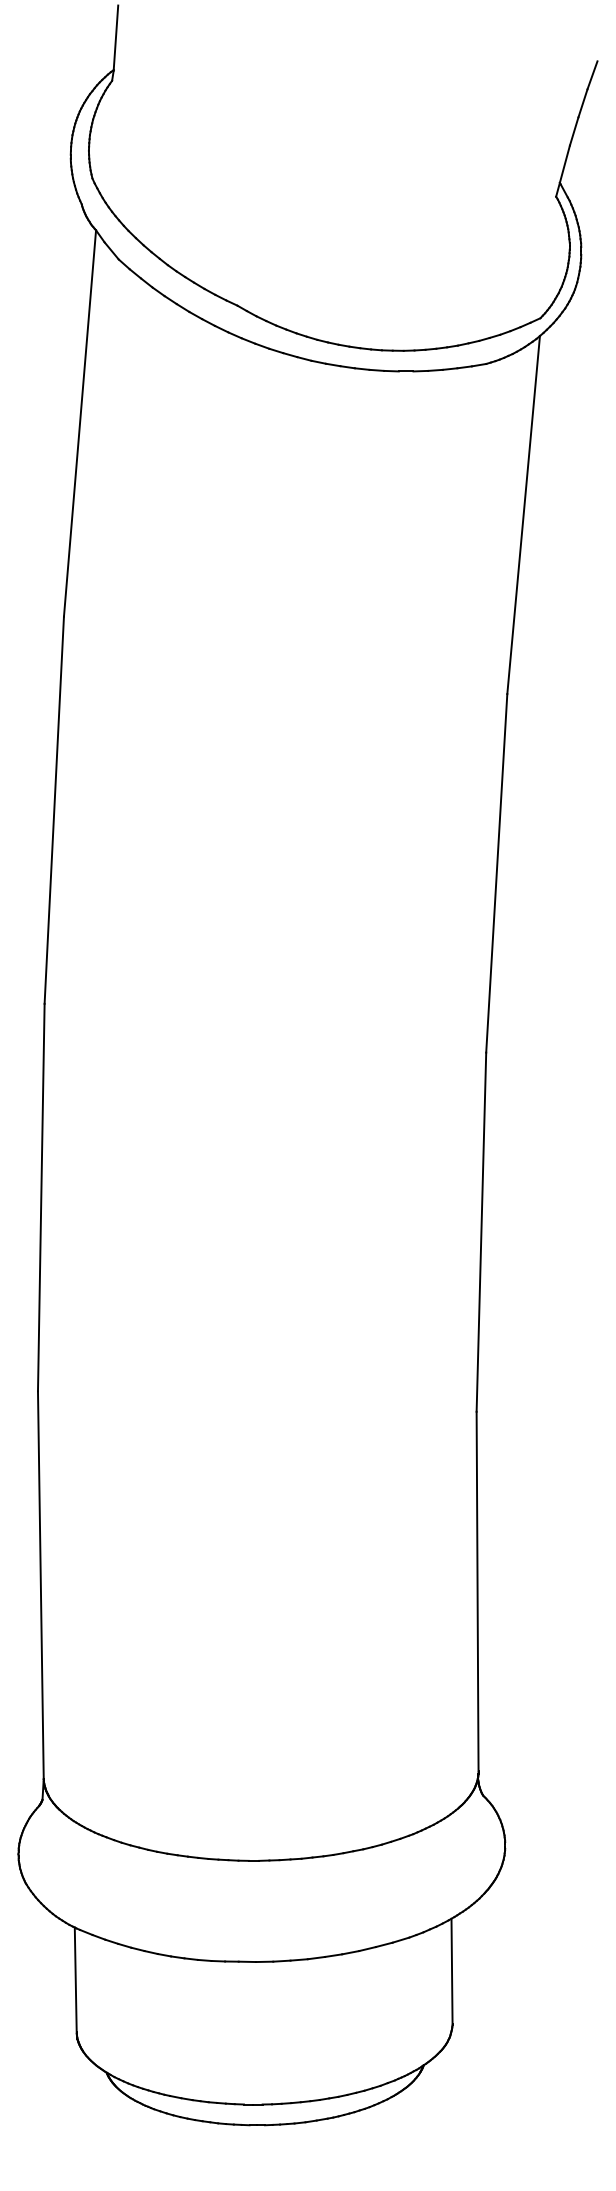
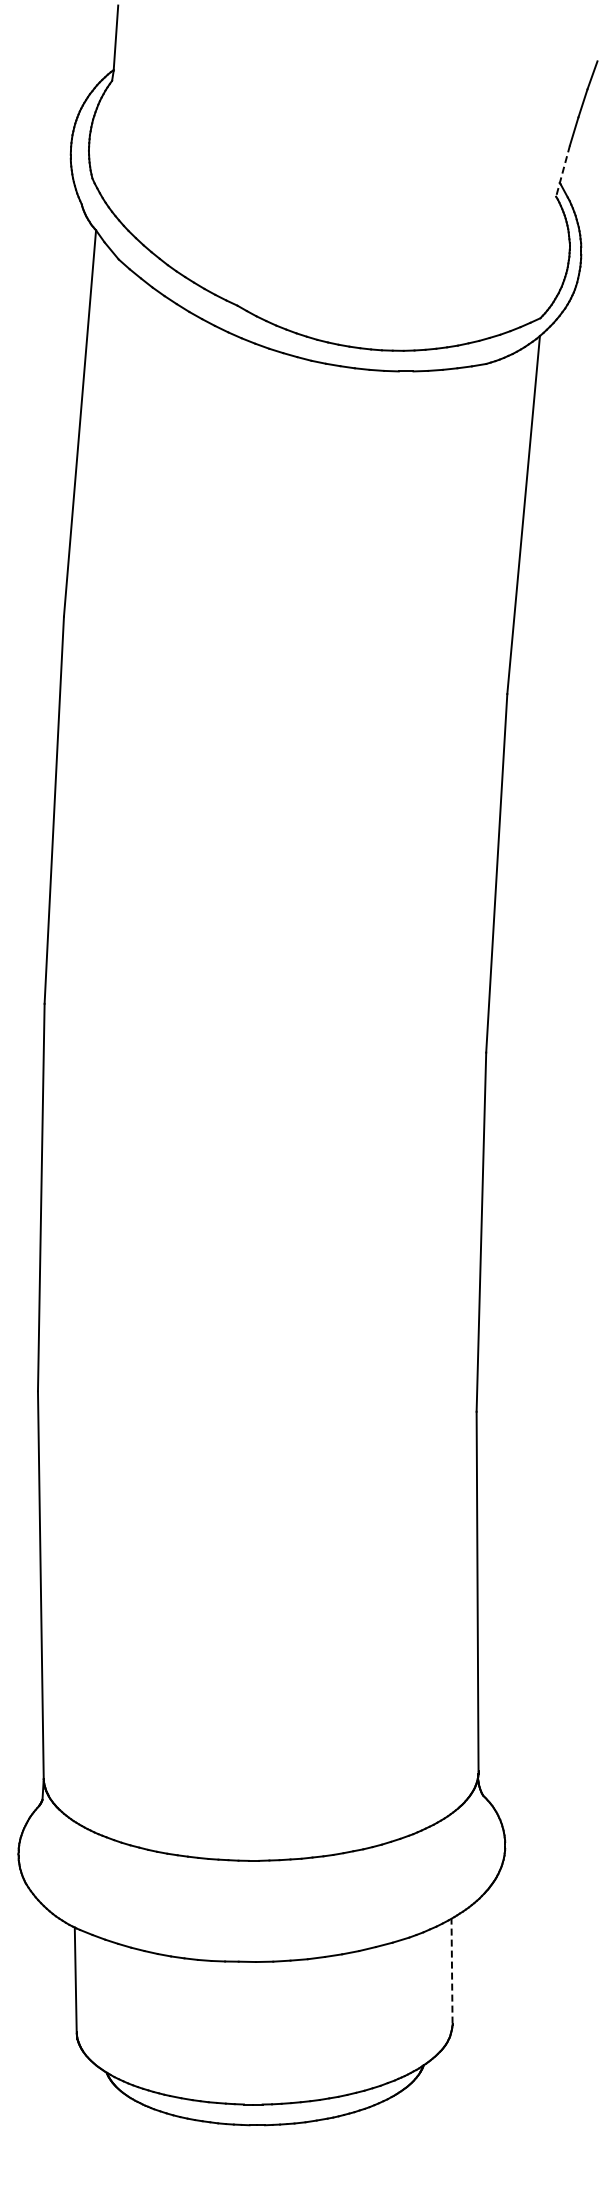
line: solid -> dashed (562, 171)
line: solid -> dashed (452, 1970)
